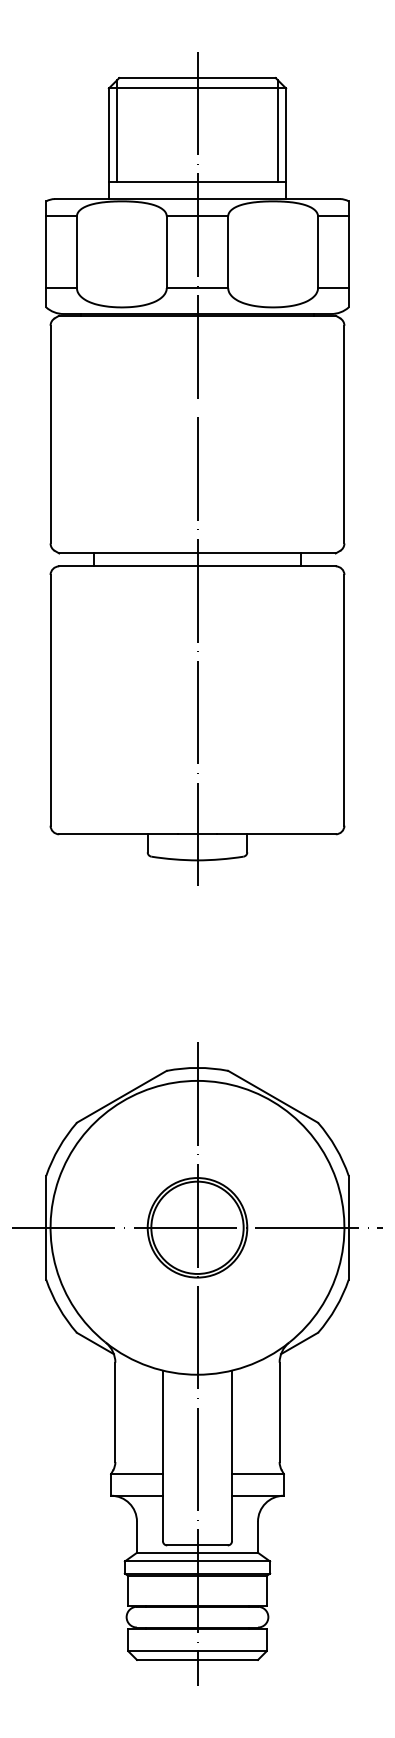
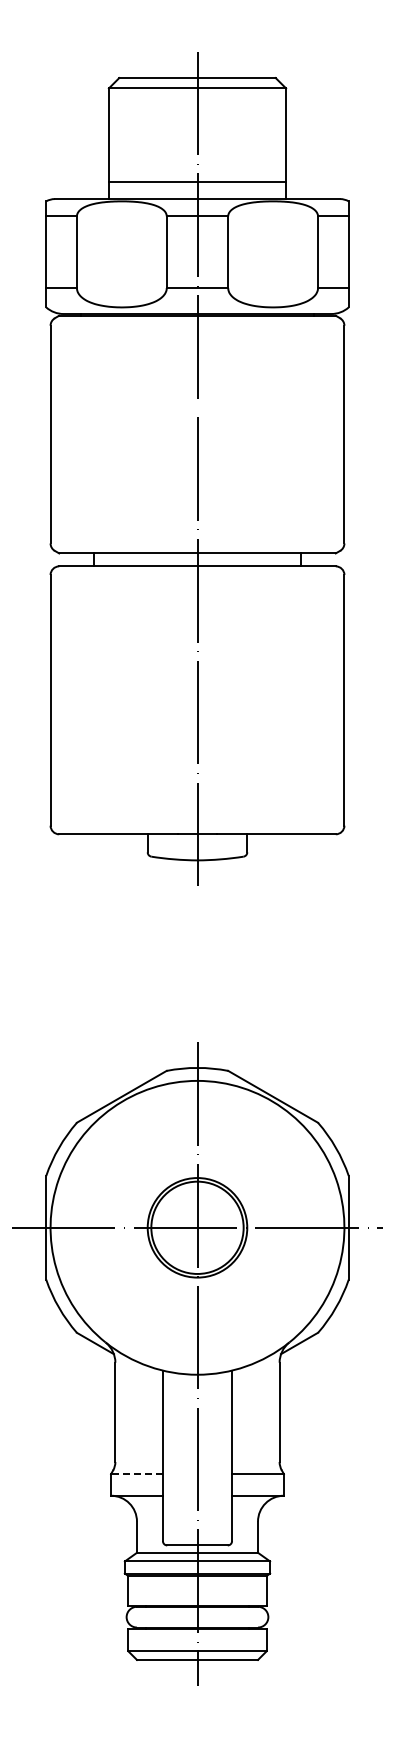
line: present -> none (116, 130)
line: present -> none (277, 130)
line: solid -> dashed (137, 1474)
